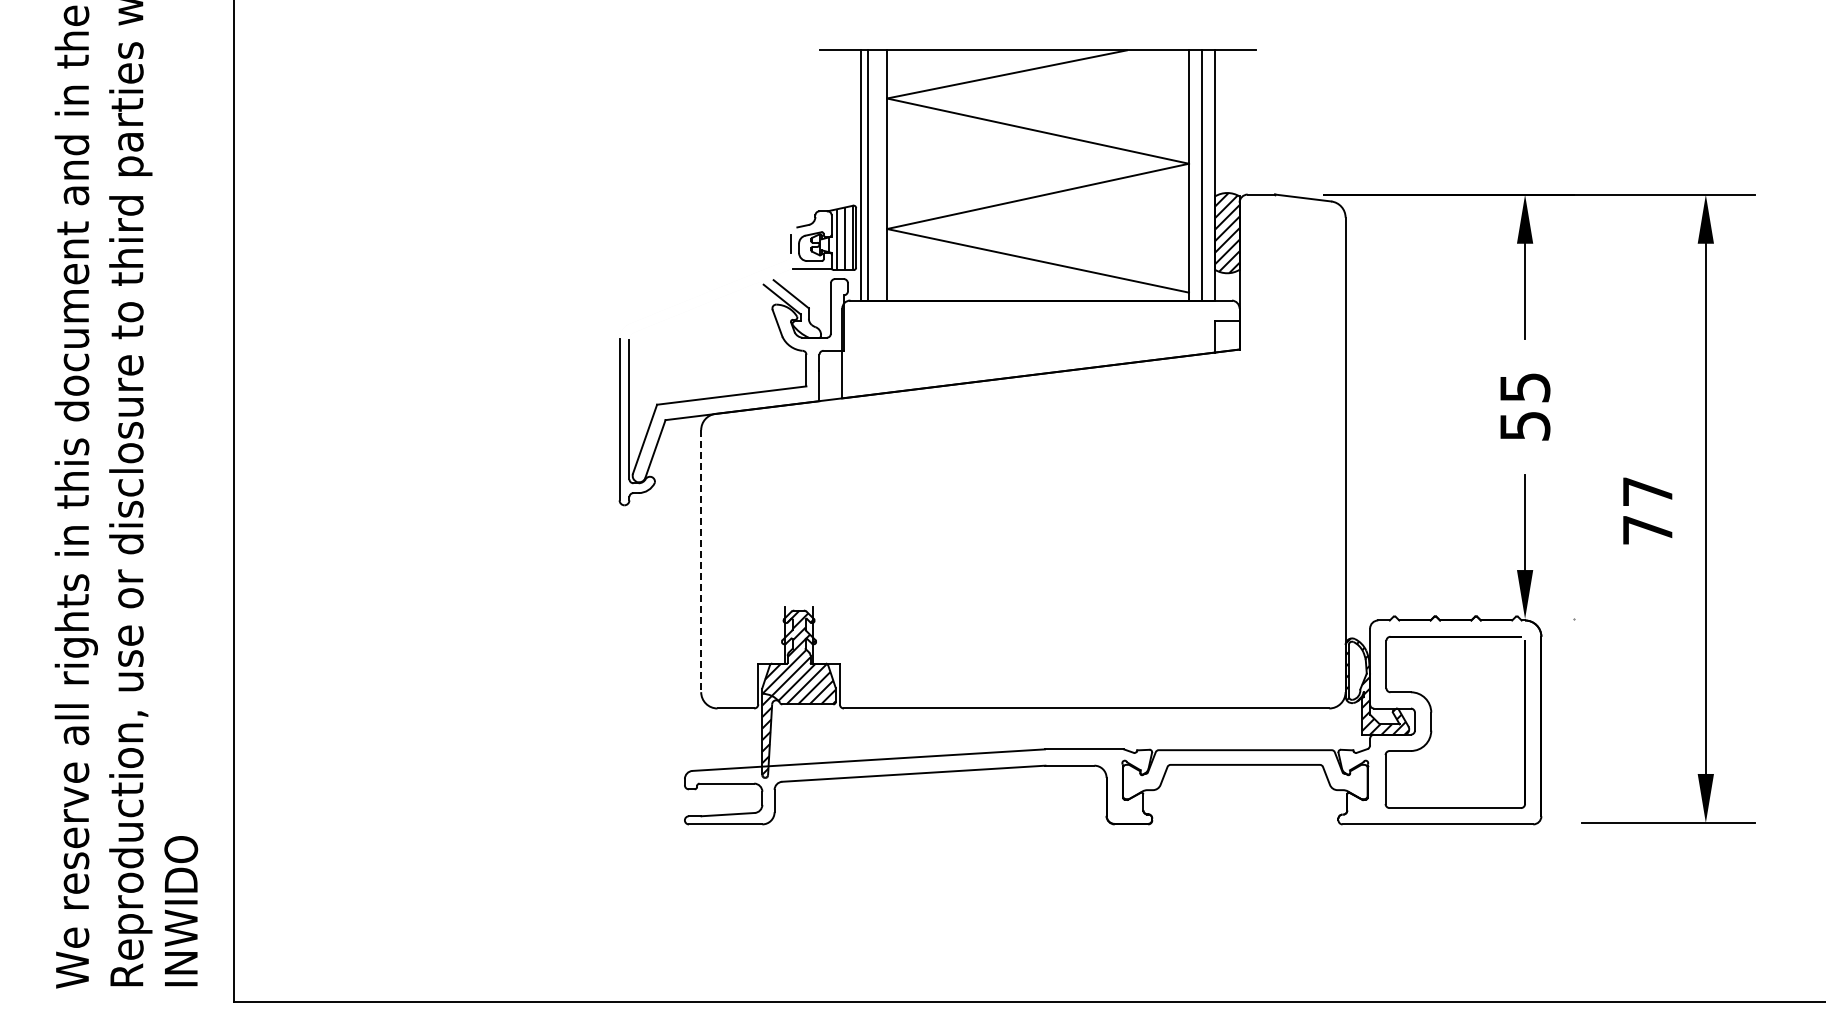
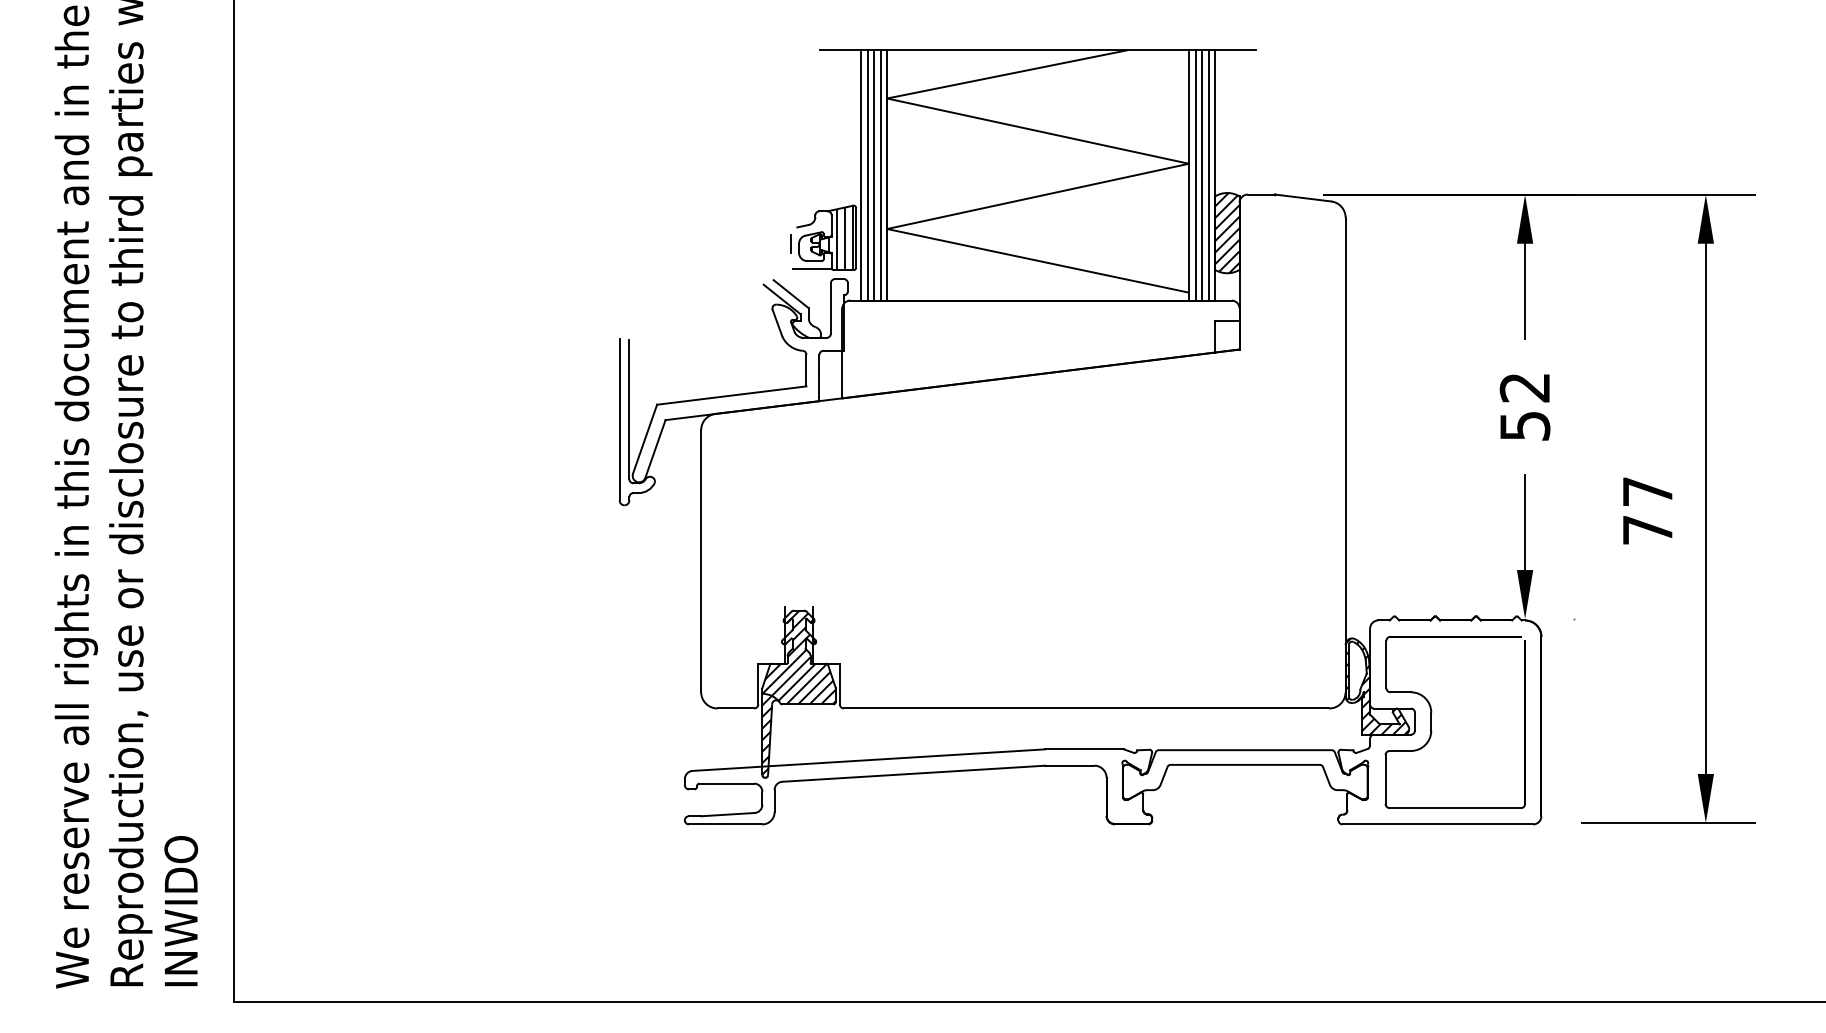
line: none -> present (874, 175)
line: none -> present (880, 175)
line: none -> present (1195, 175)
line: none -> present (1208, 175)
text: 55 -> 52 (1524, 387)
line: dashed -> solid (701, 561)
